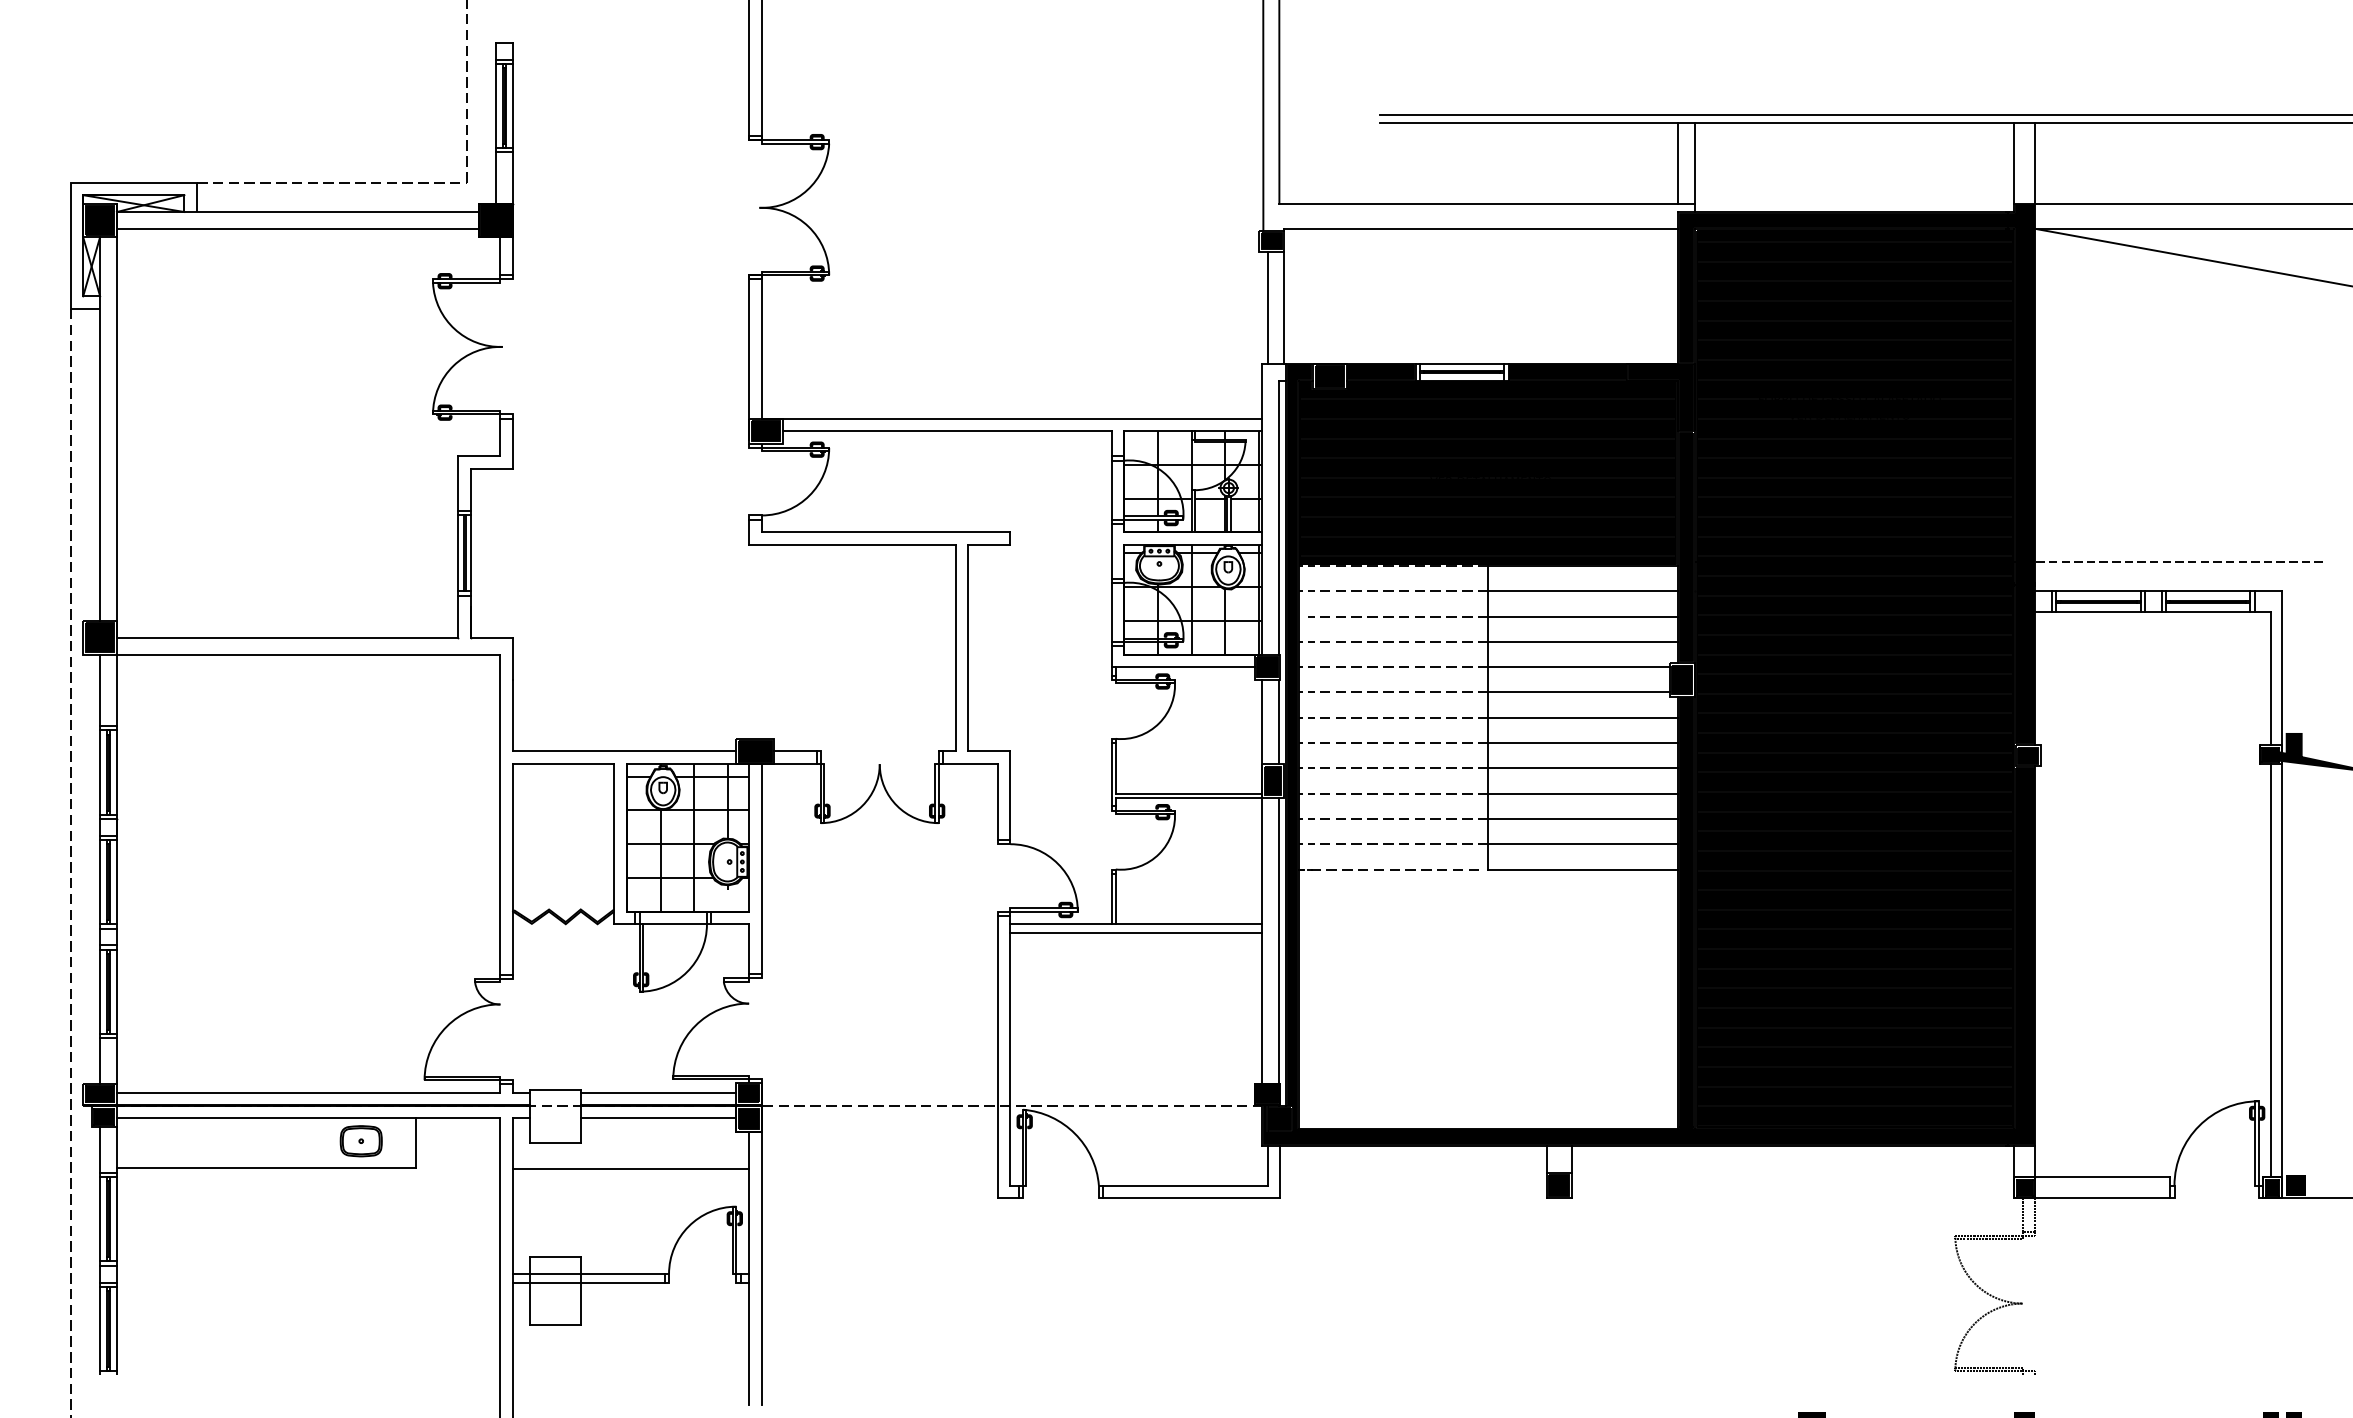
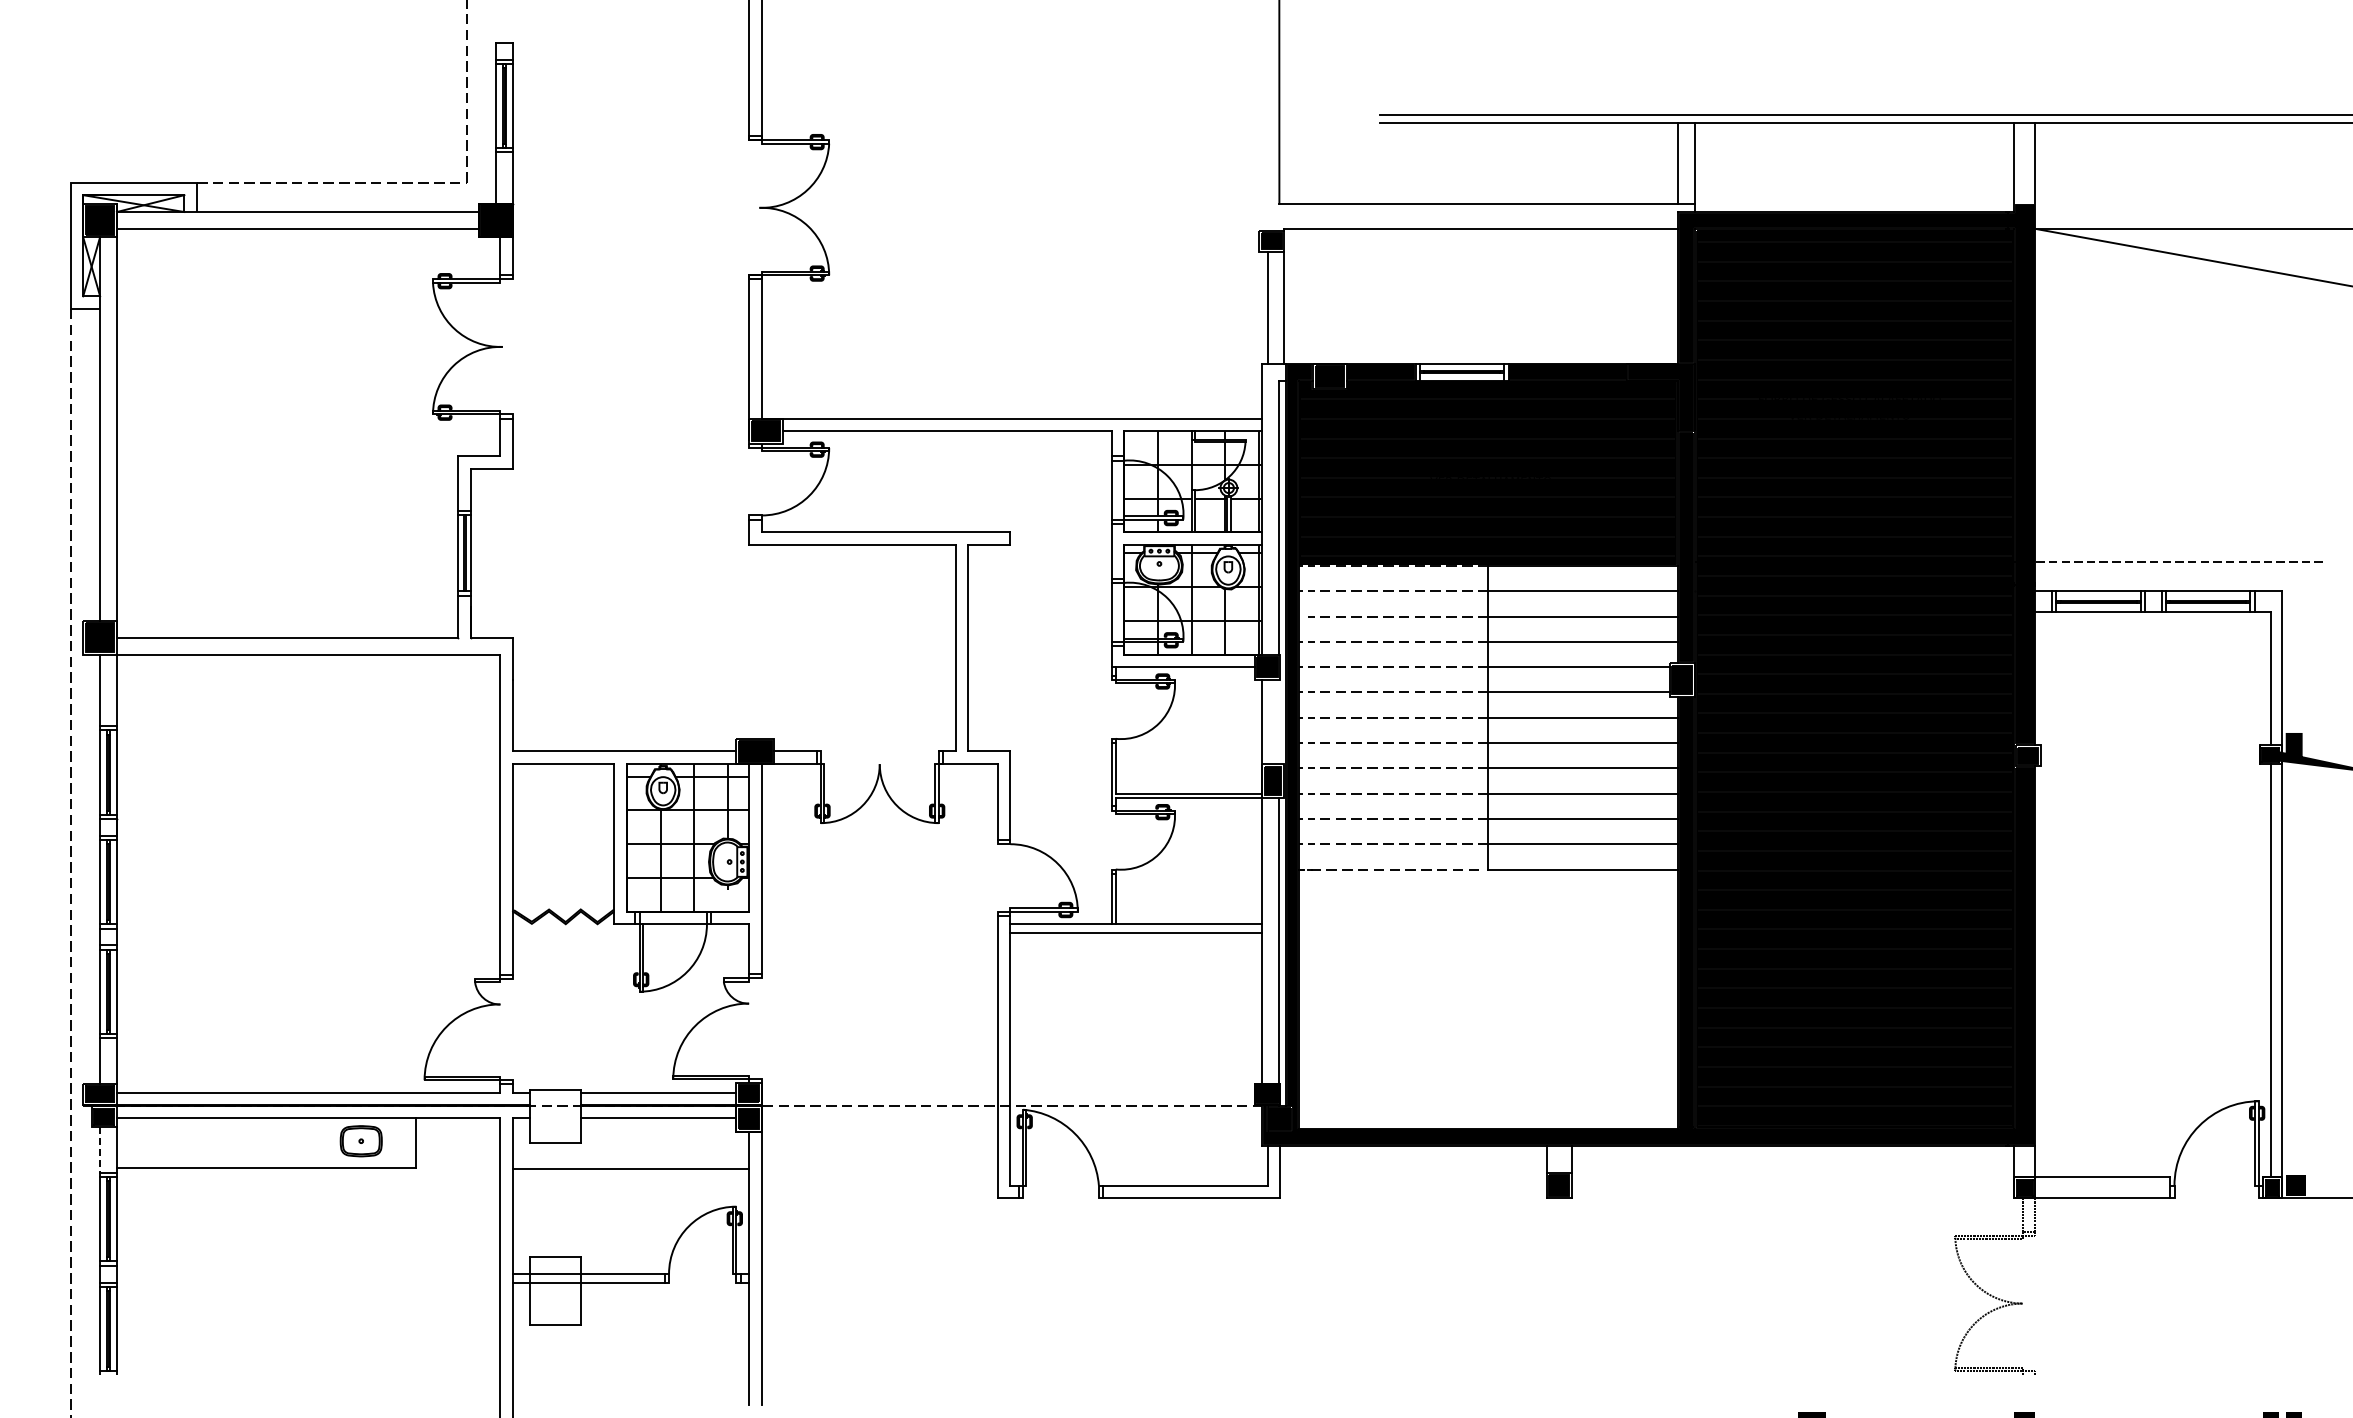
line: present -> none (1263, 116)
line: present -> none (2181, 203)
line: present -> none (1279, 721)
line: solid -> dashed (100, 1150)
